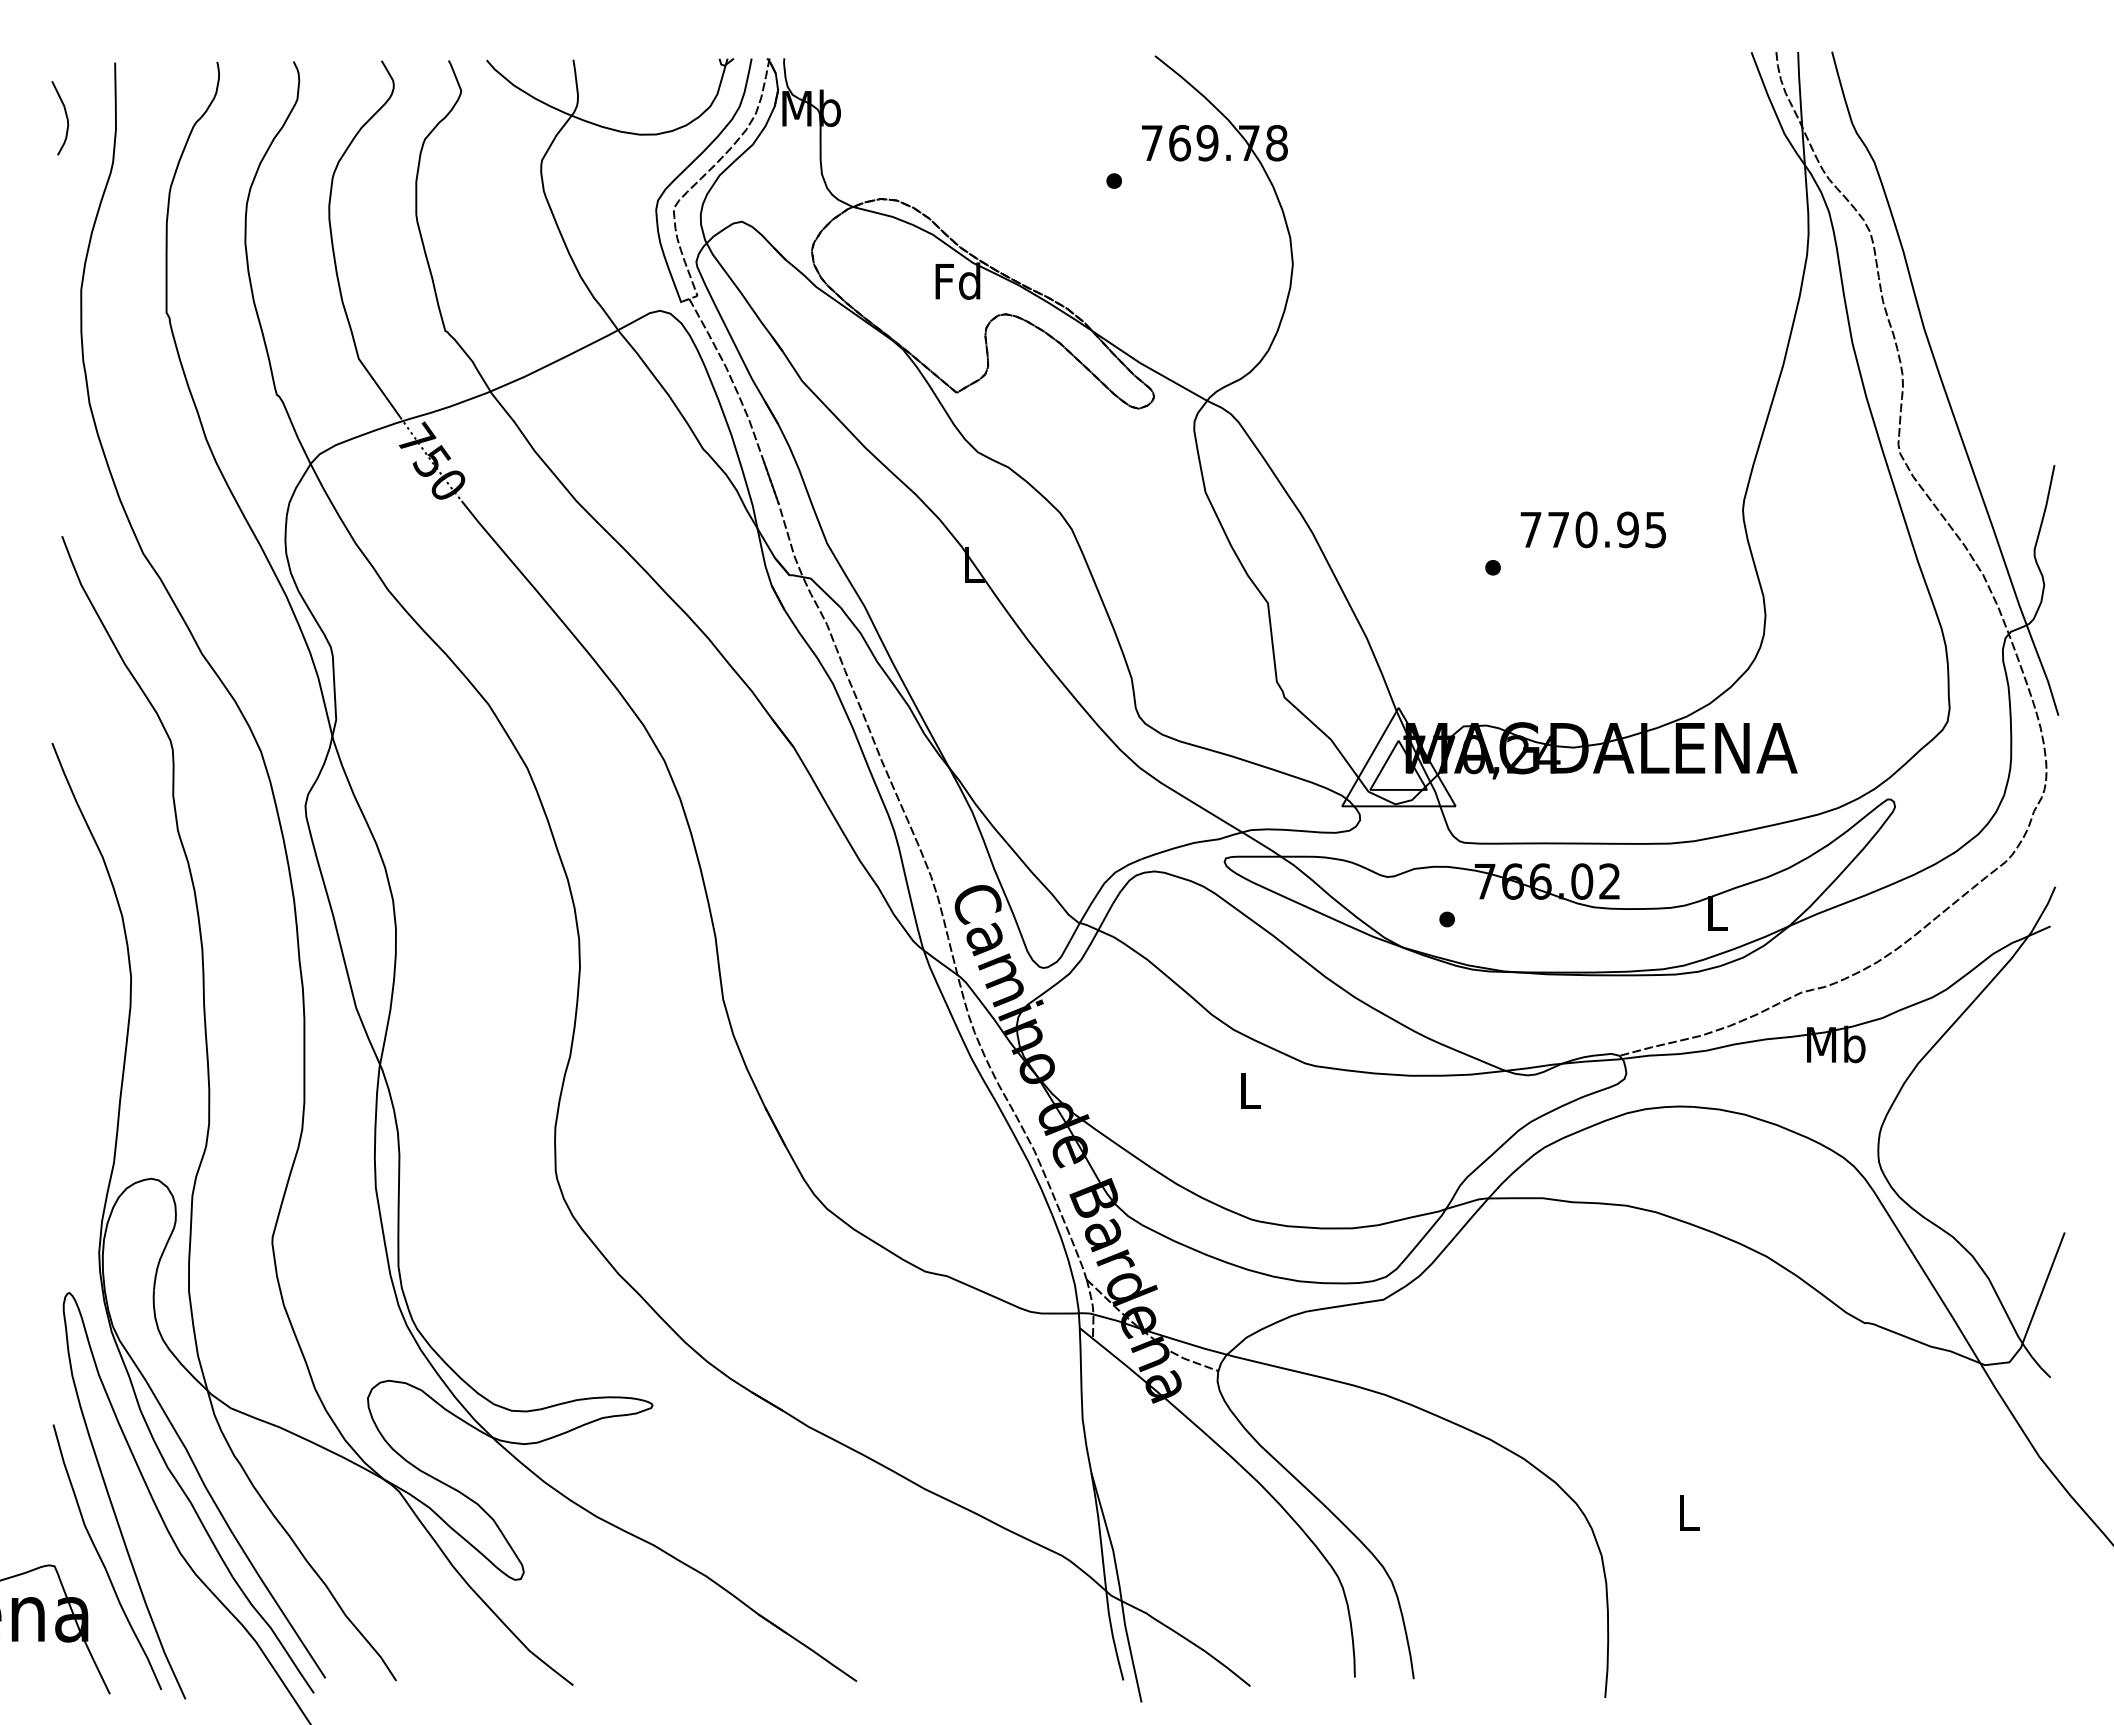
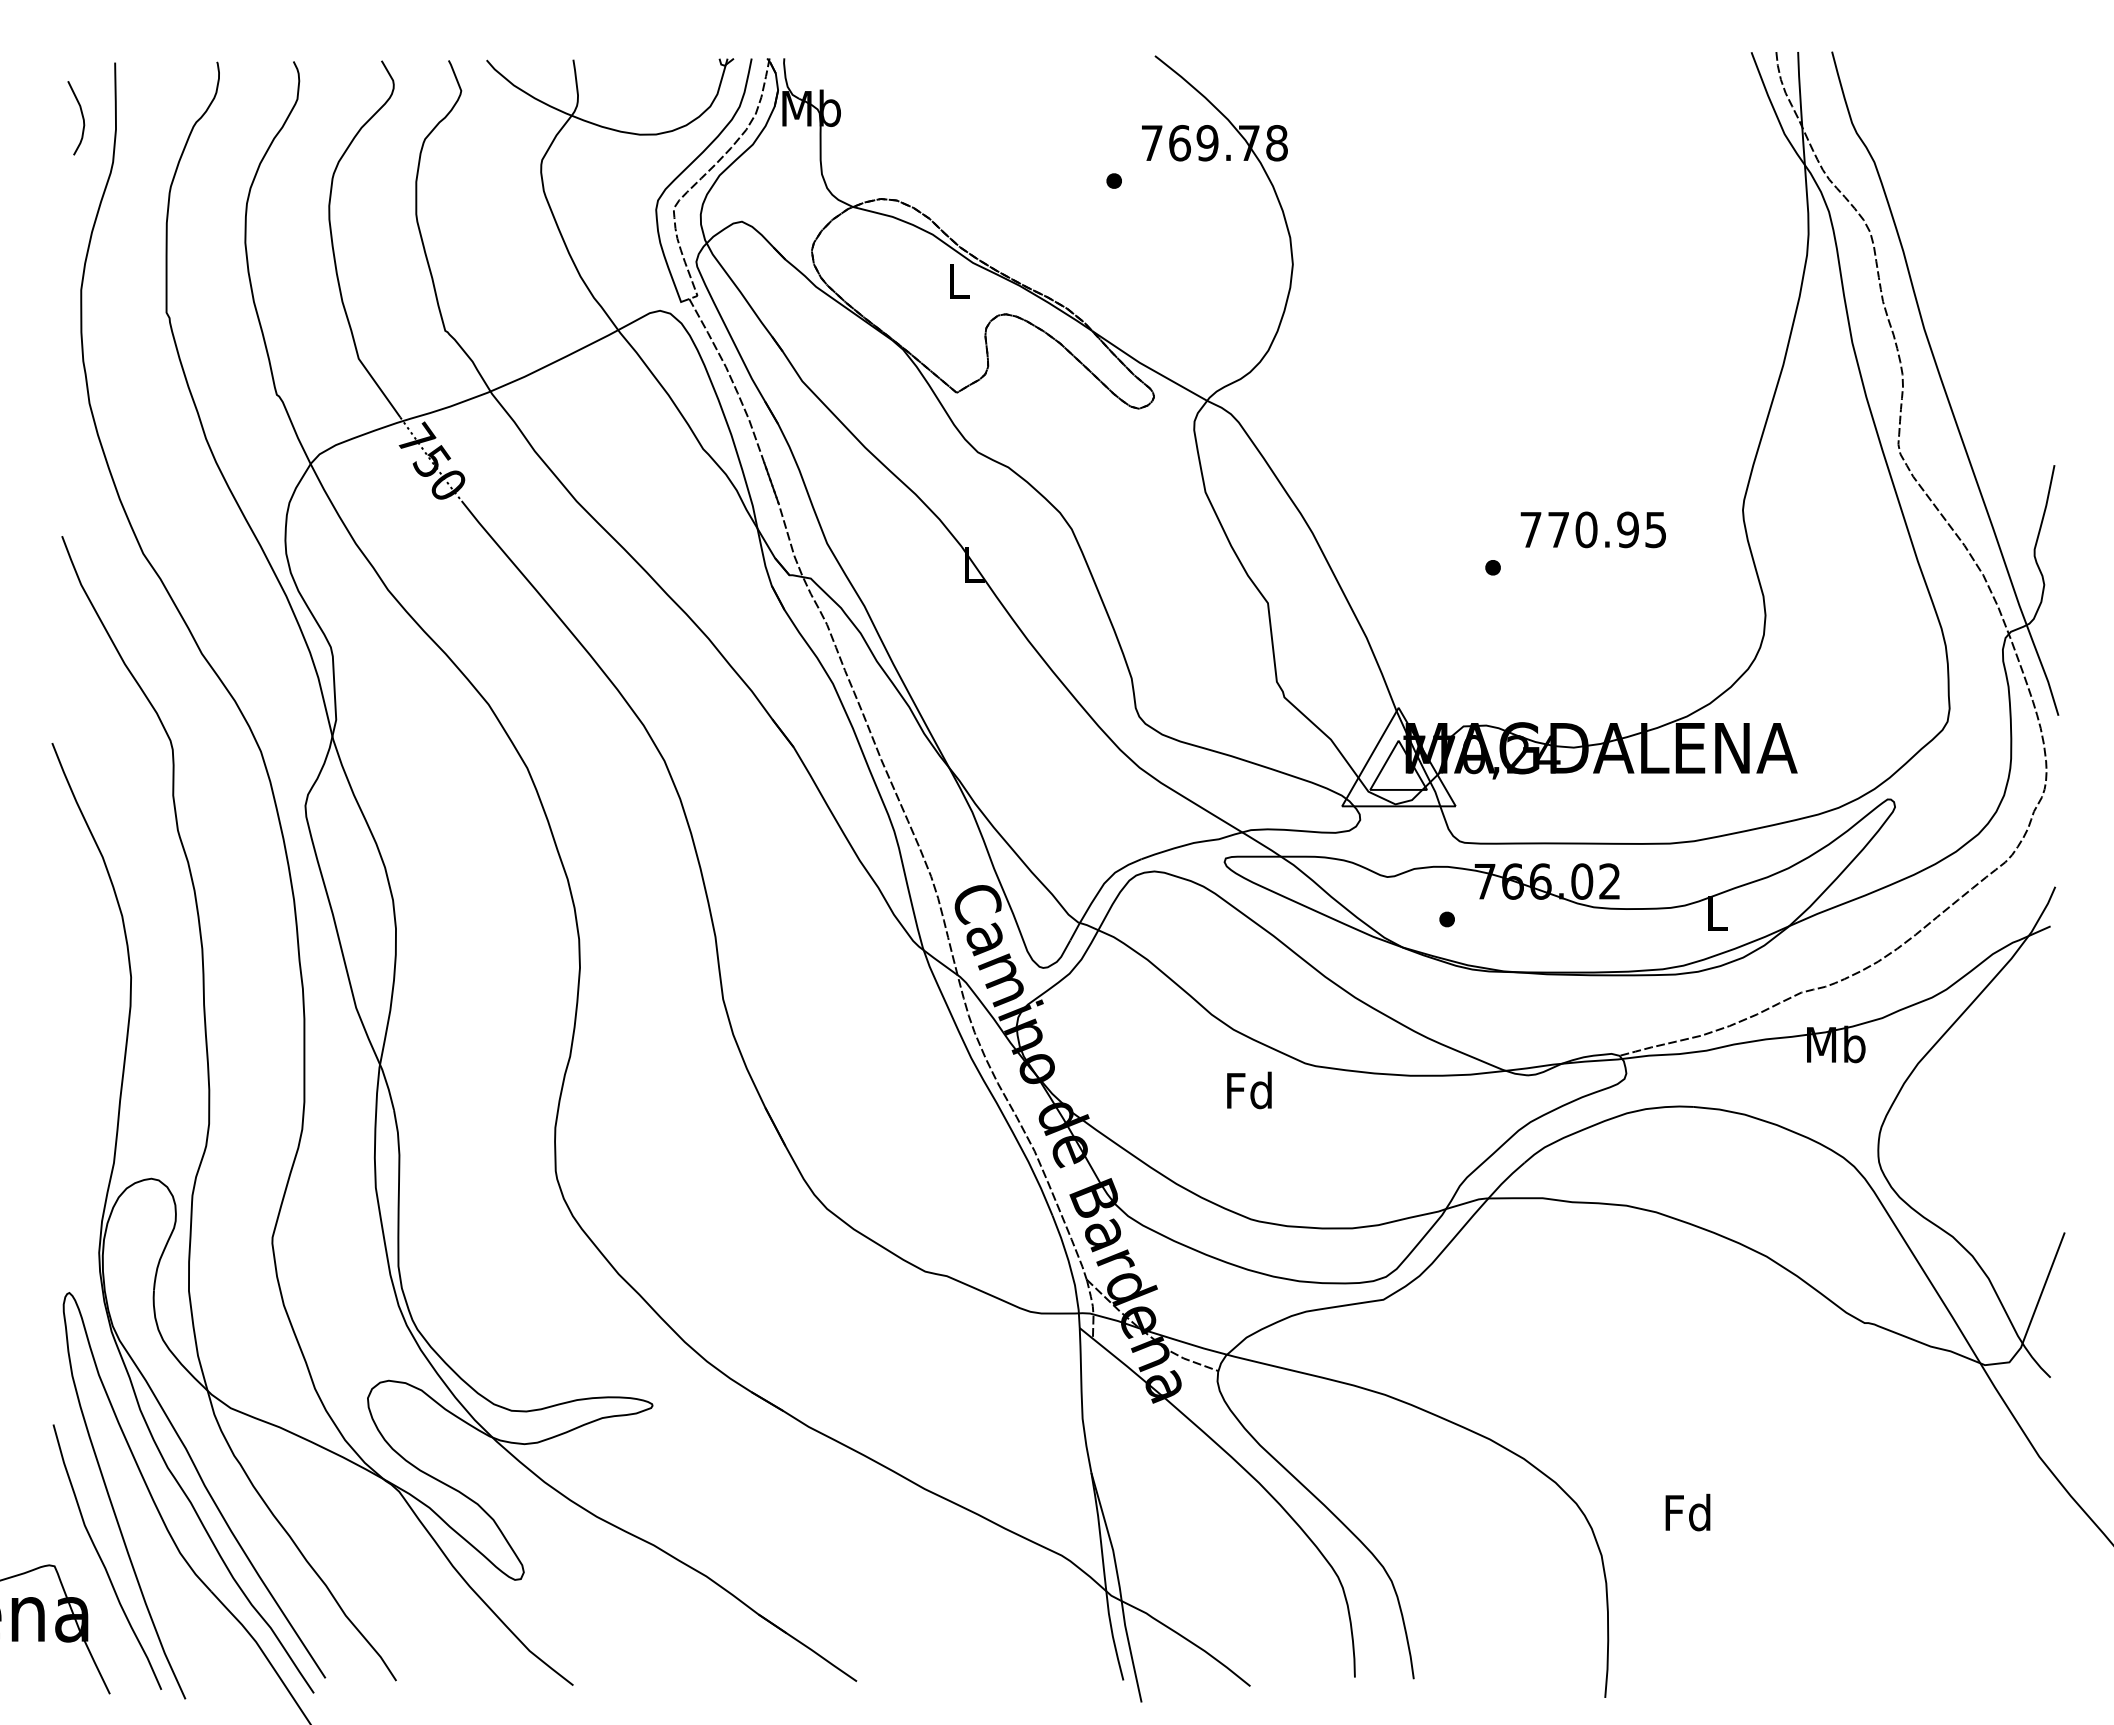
curve position: (65, 115) -> (81, 115) (81, 115)
text: Fd -> L (957, 280)
text: L -> Fd (1249, 1090)
text: L -> Fd (1687, 1512)
